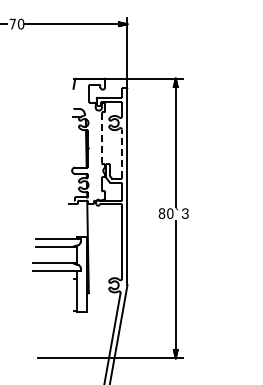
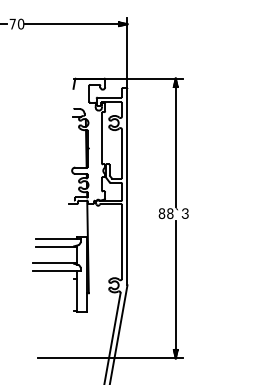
line: dashed -> solid (102, 138)
line: dashed -> solid (122, 153)
text: 80 -> 88 (170, 213)
